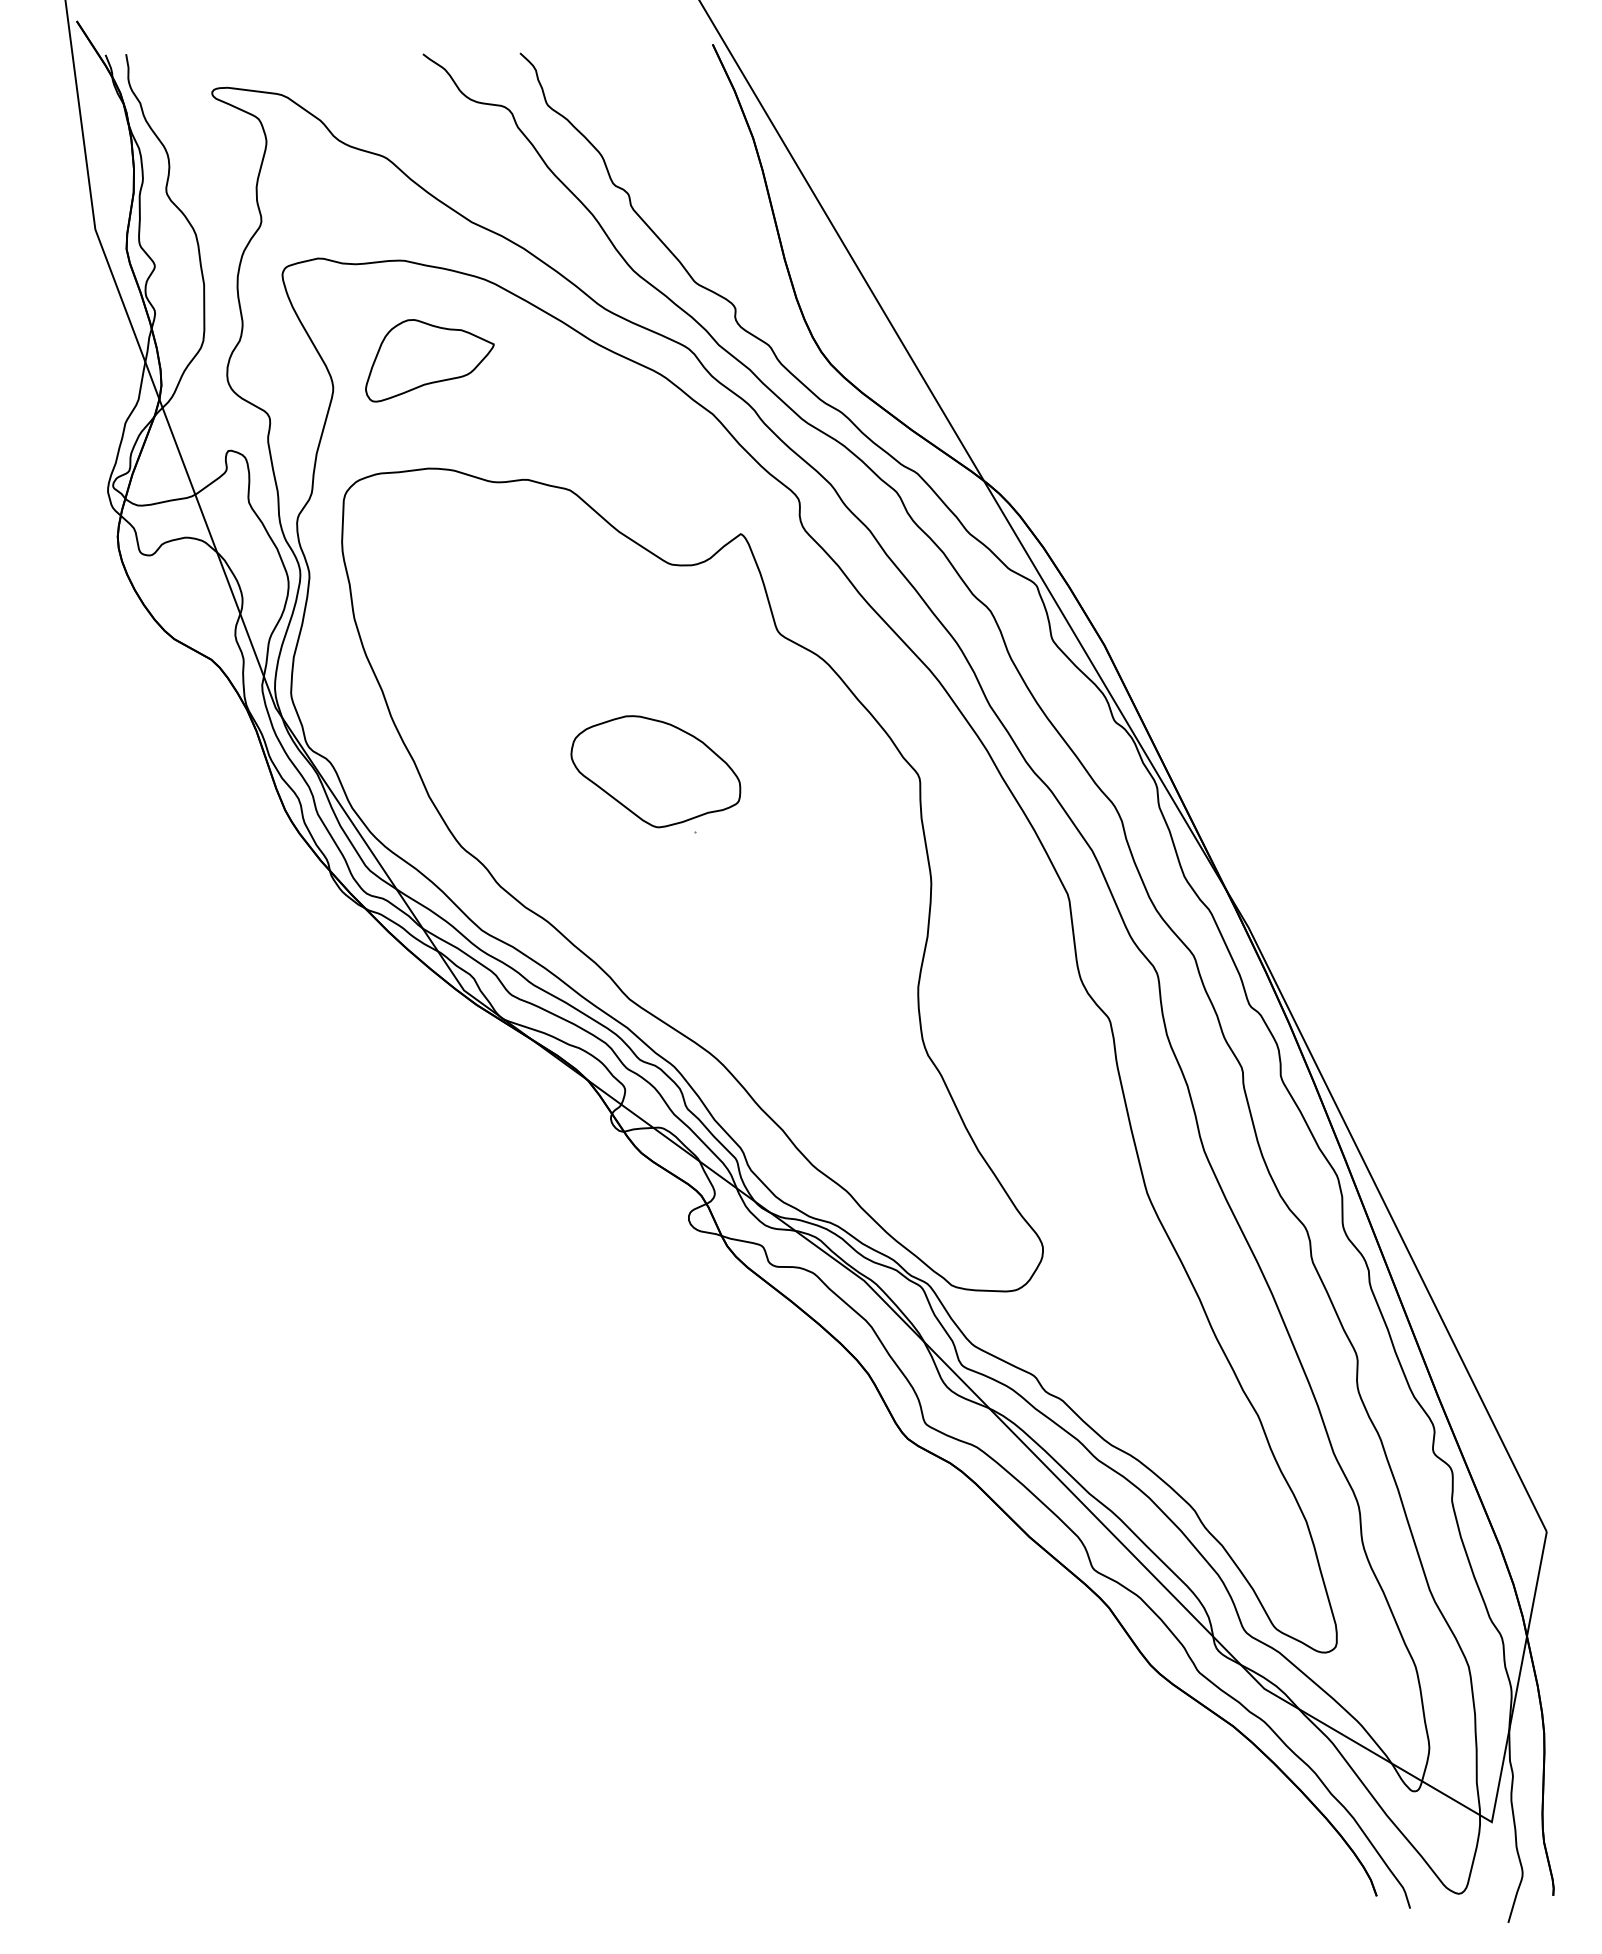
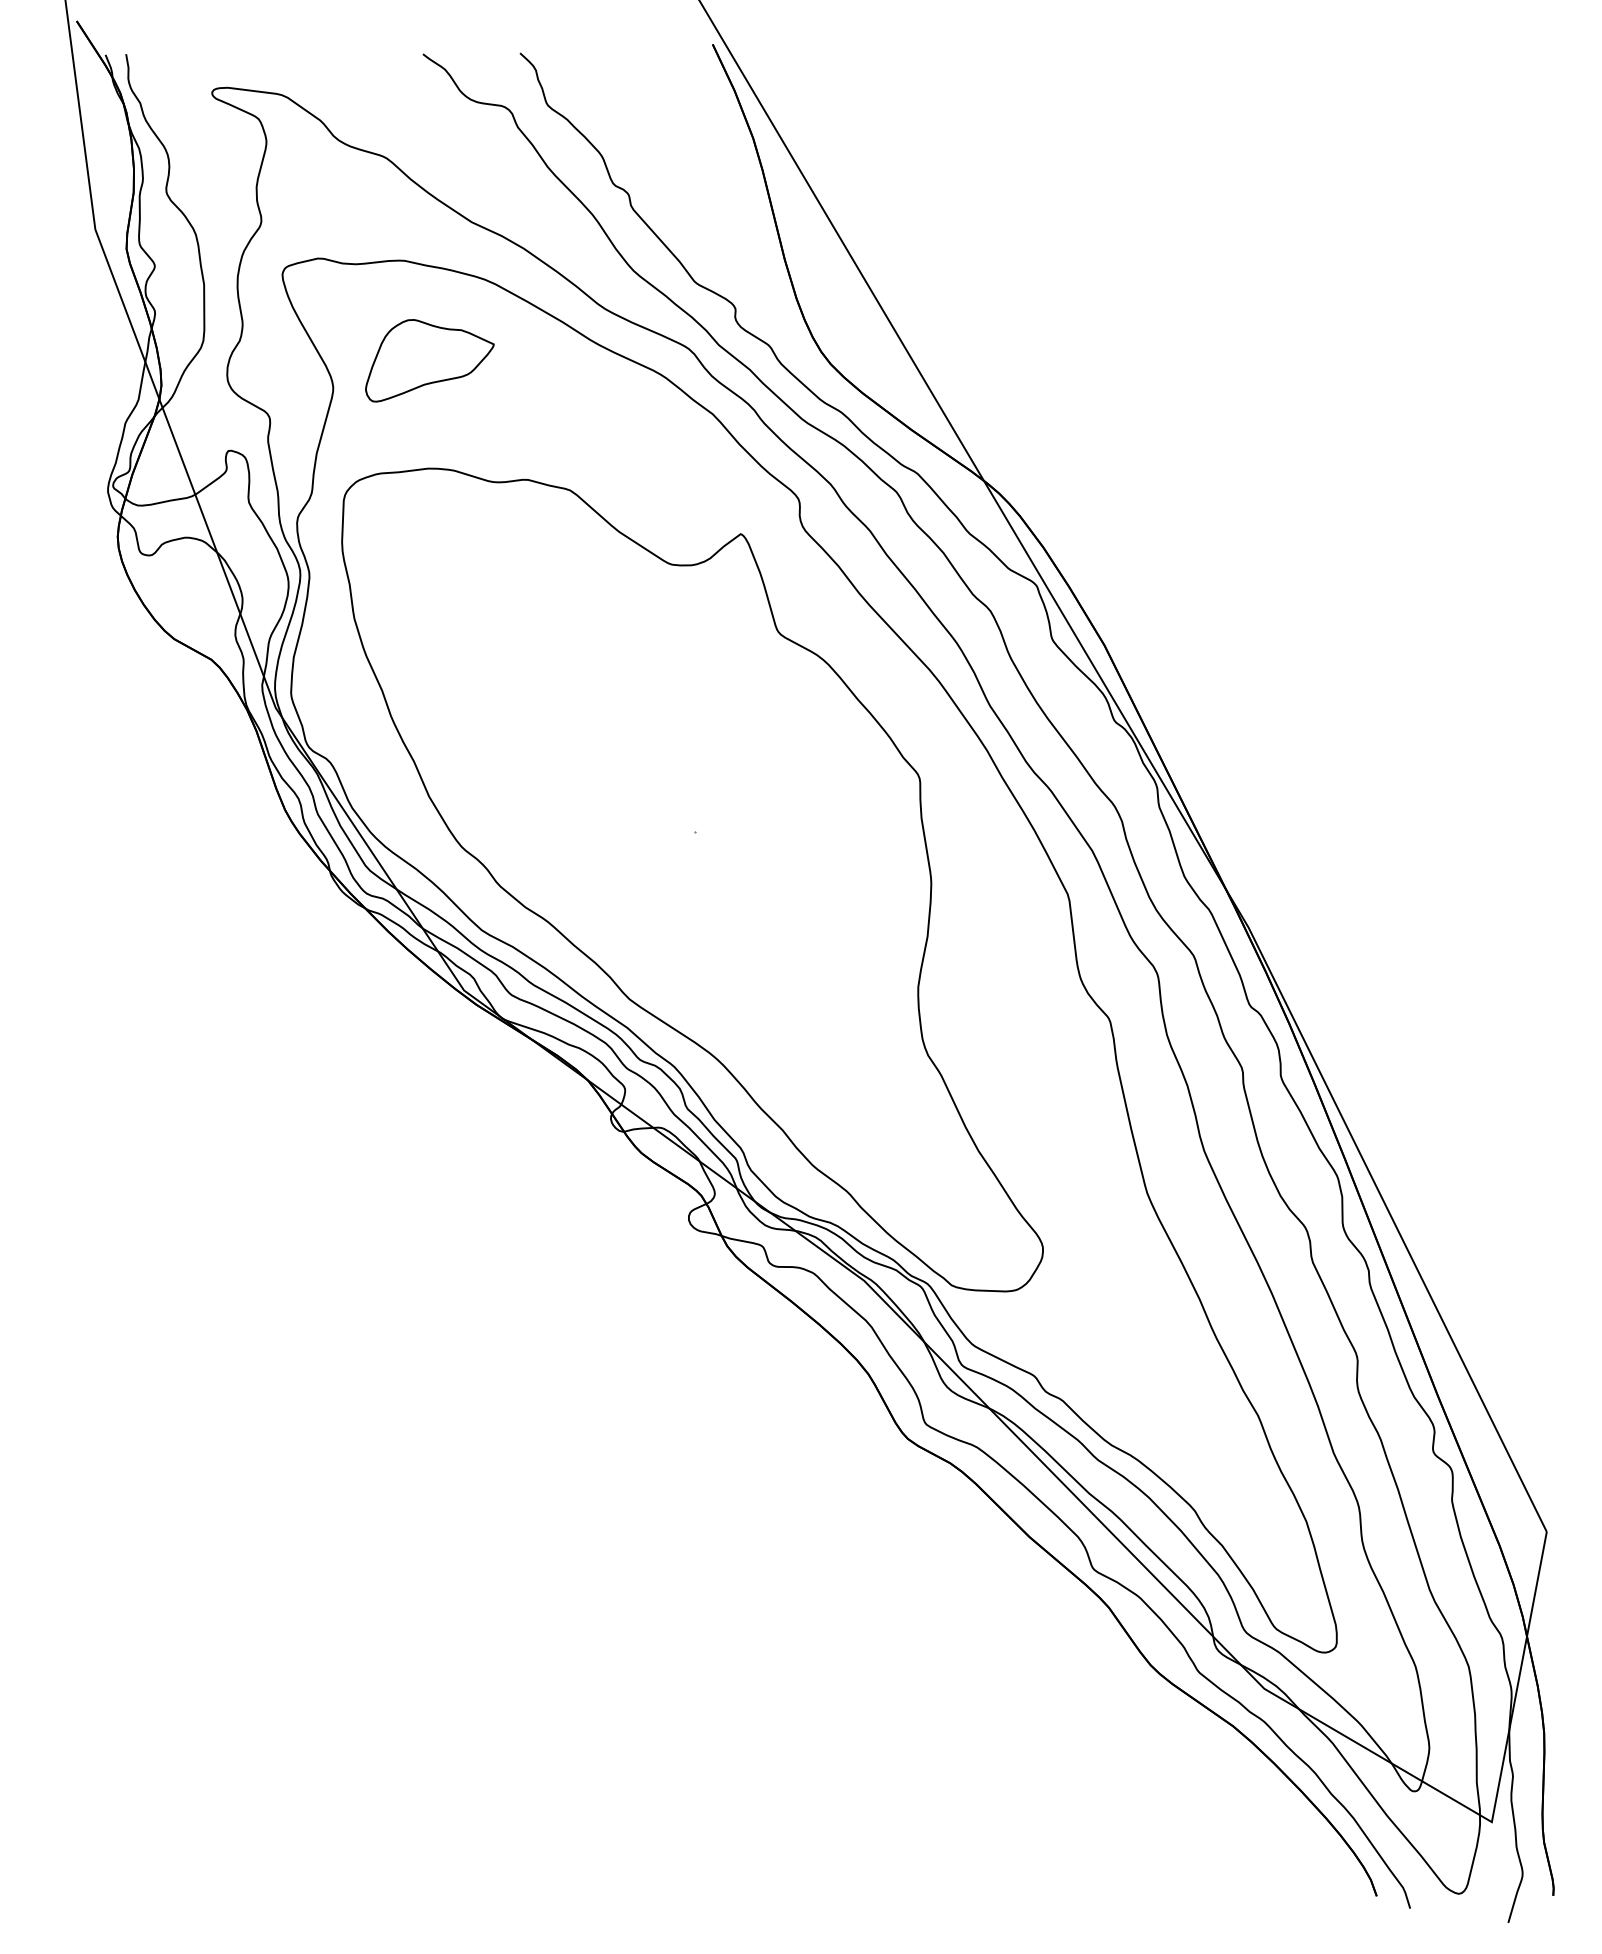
part: present -> none (655, 771)
